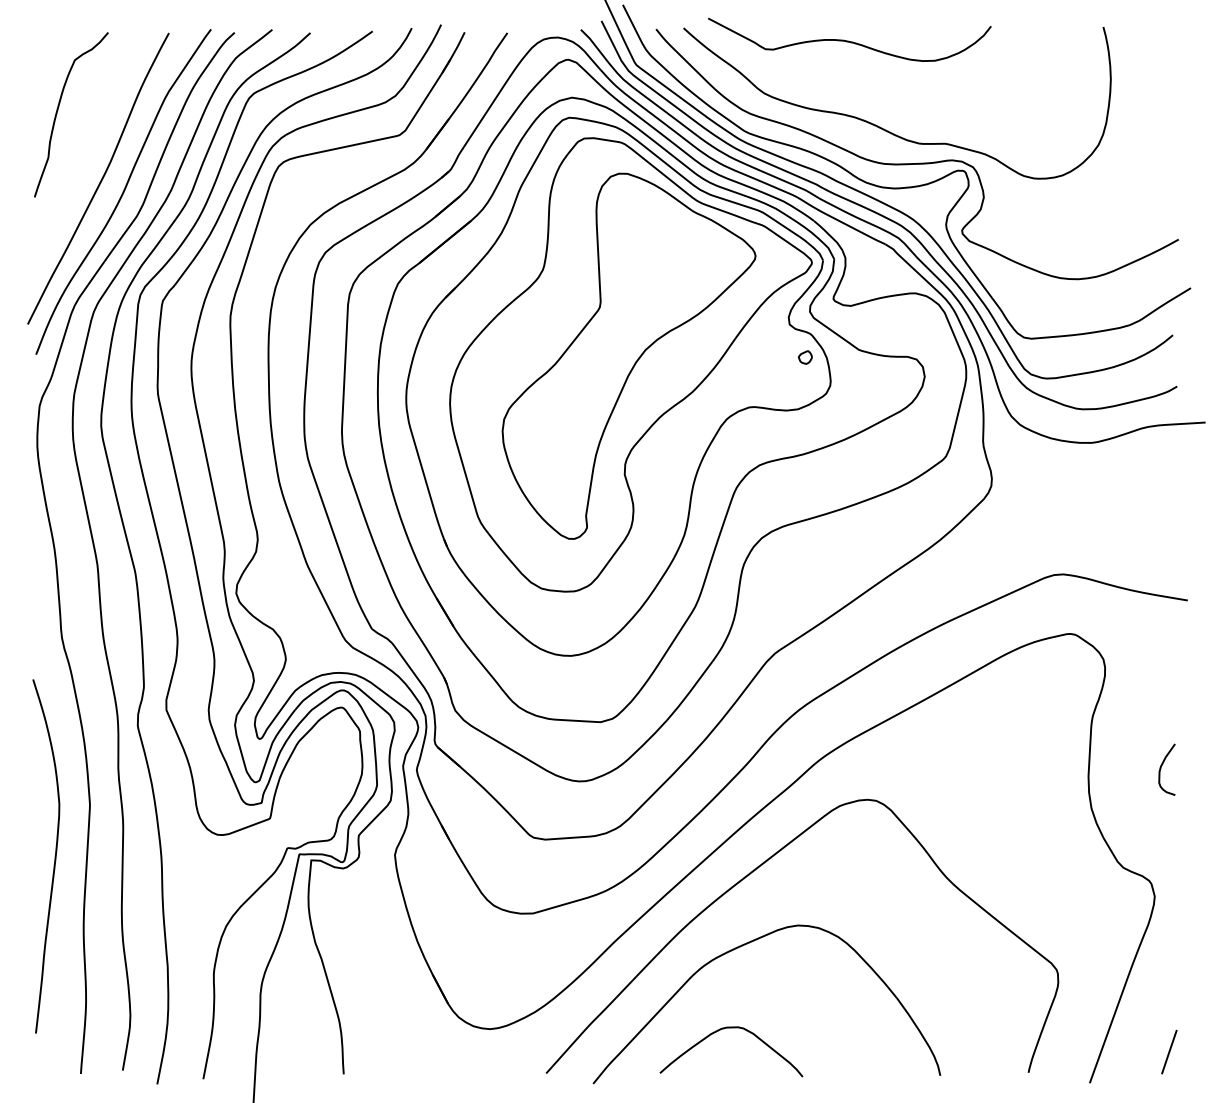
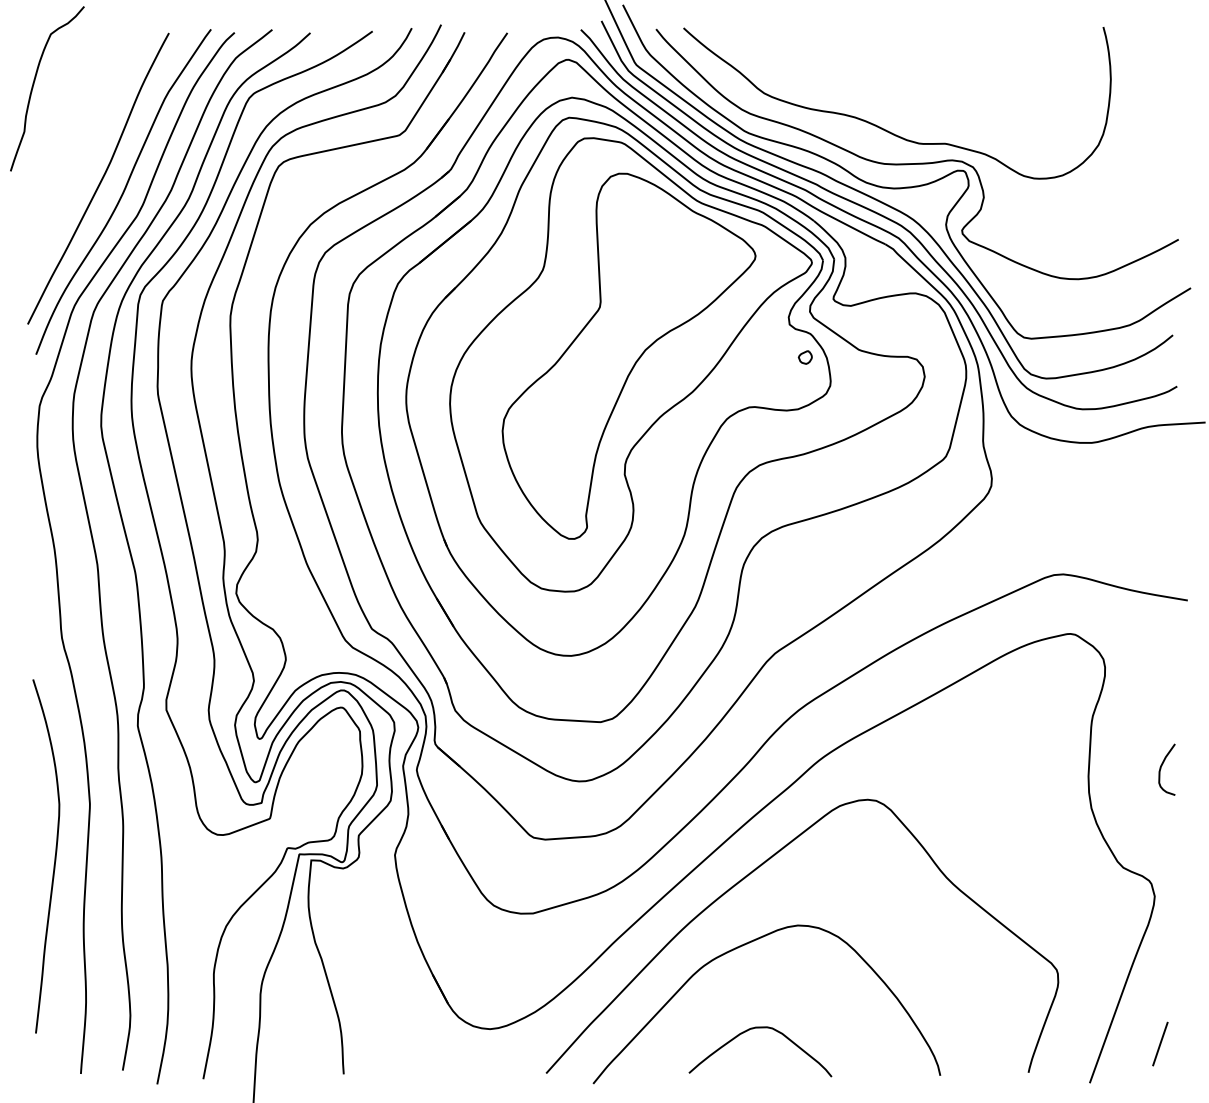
curve: present -> none (848, 40)
curve position: (58, 110) -> (34, 84) (34, 84)
curve position: (731, 1028) -> (760, 1028) (760, 1028)
line position: (1169, 1051) -> (1160, 1043) (1160, 1043)
